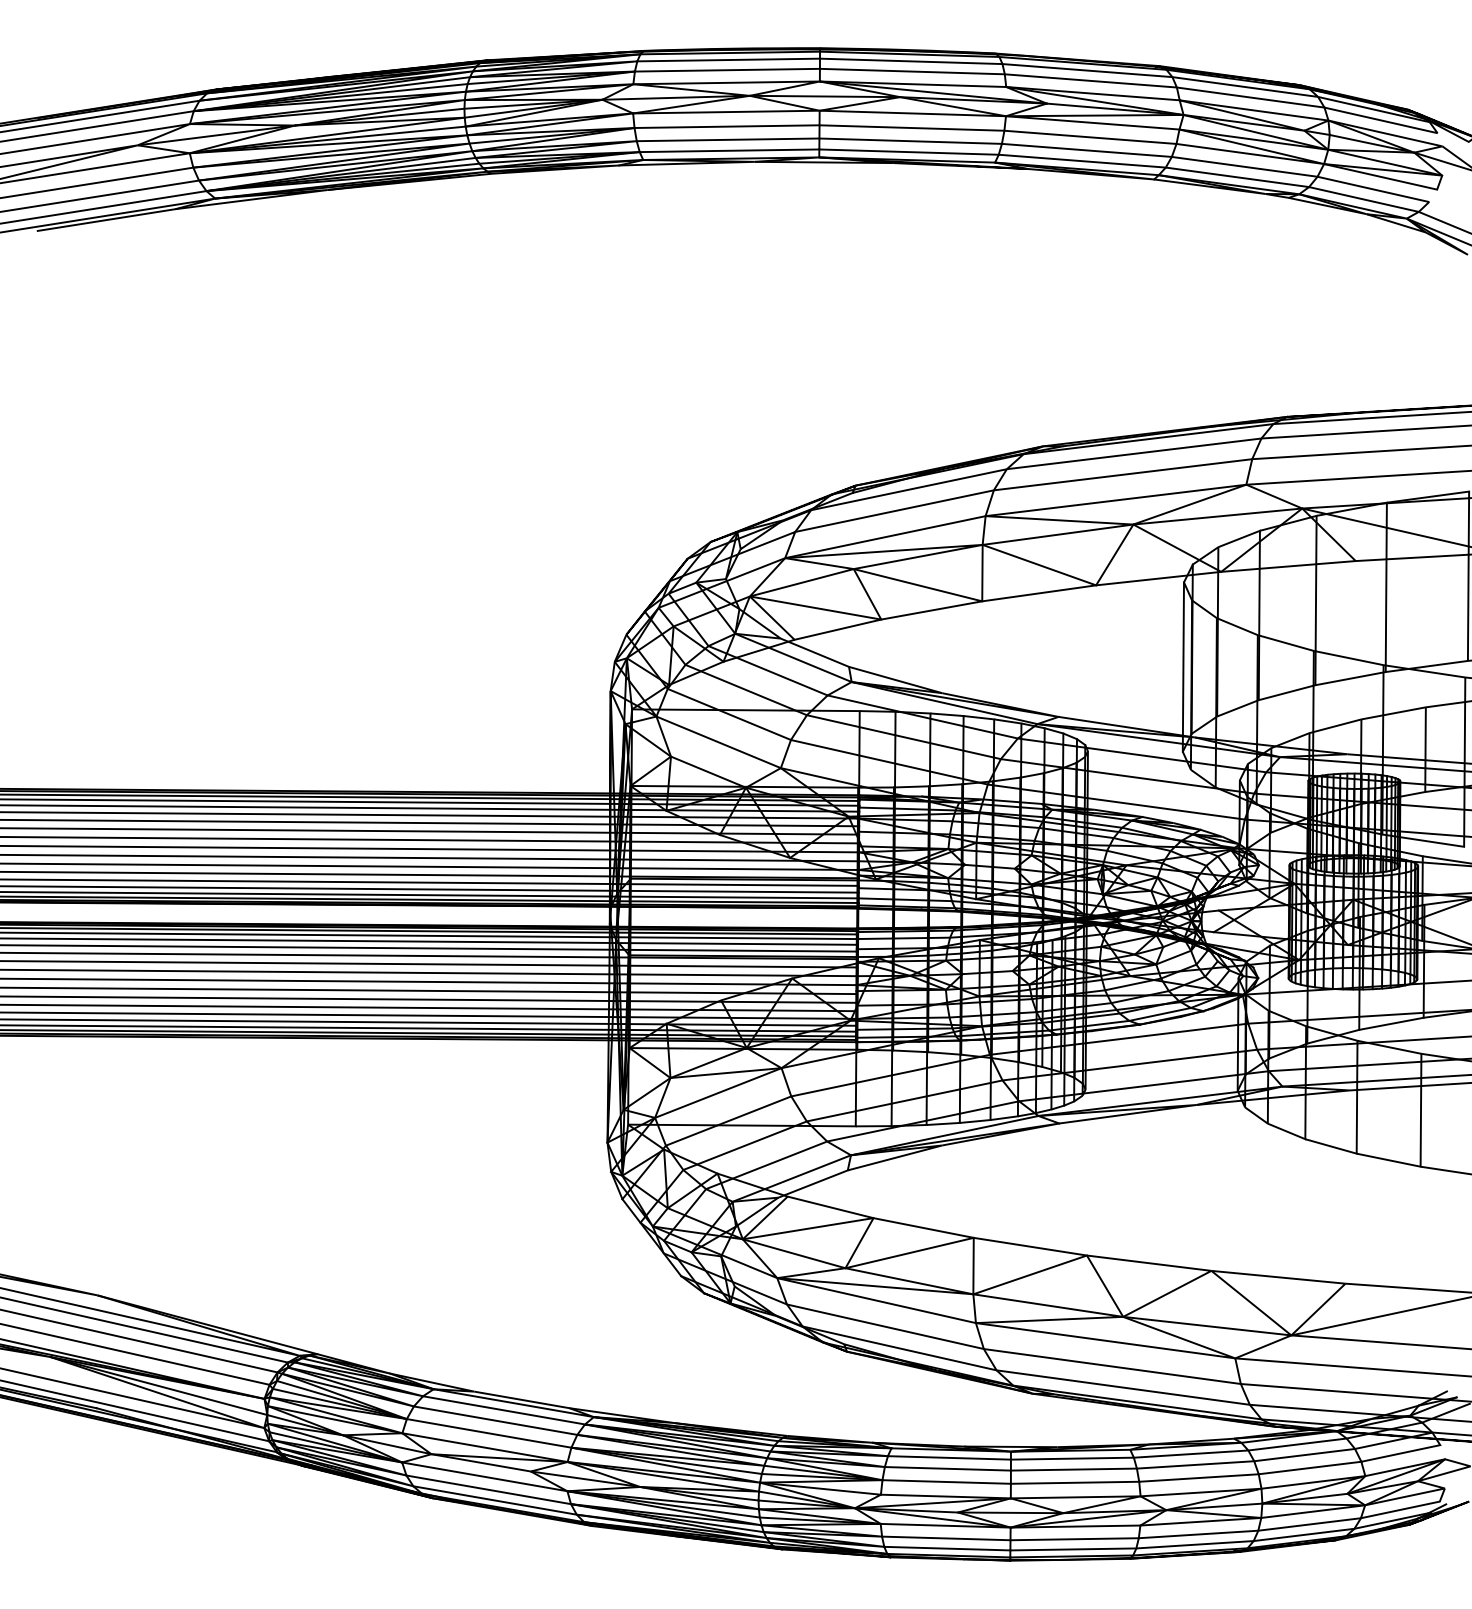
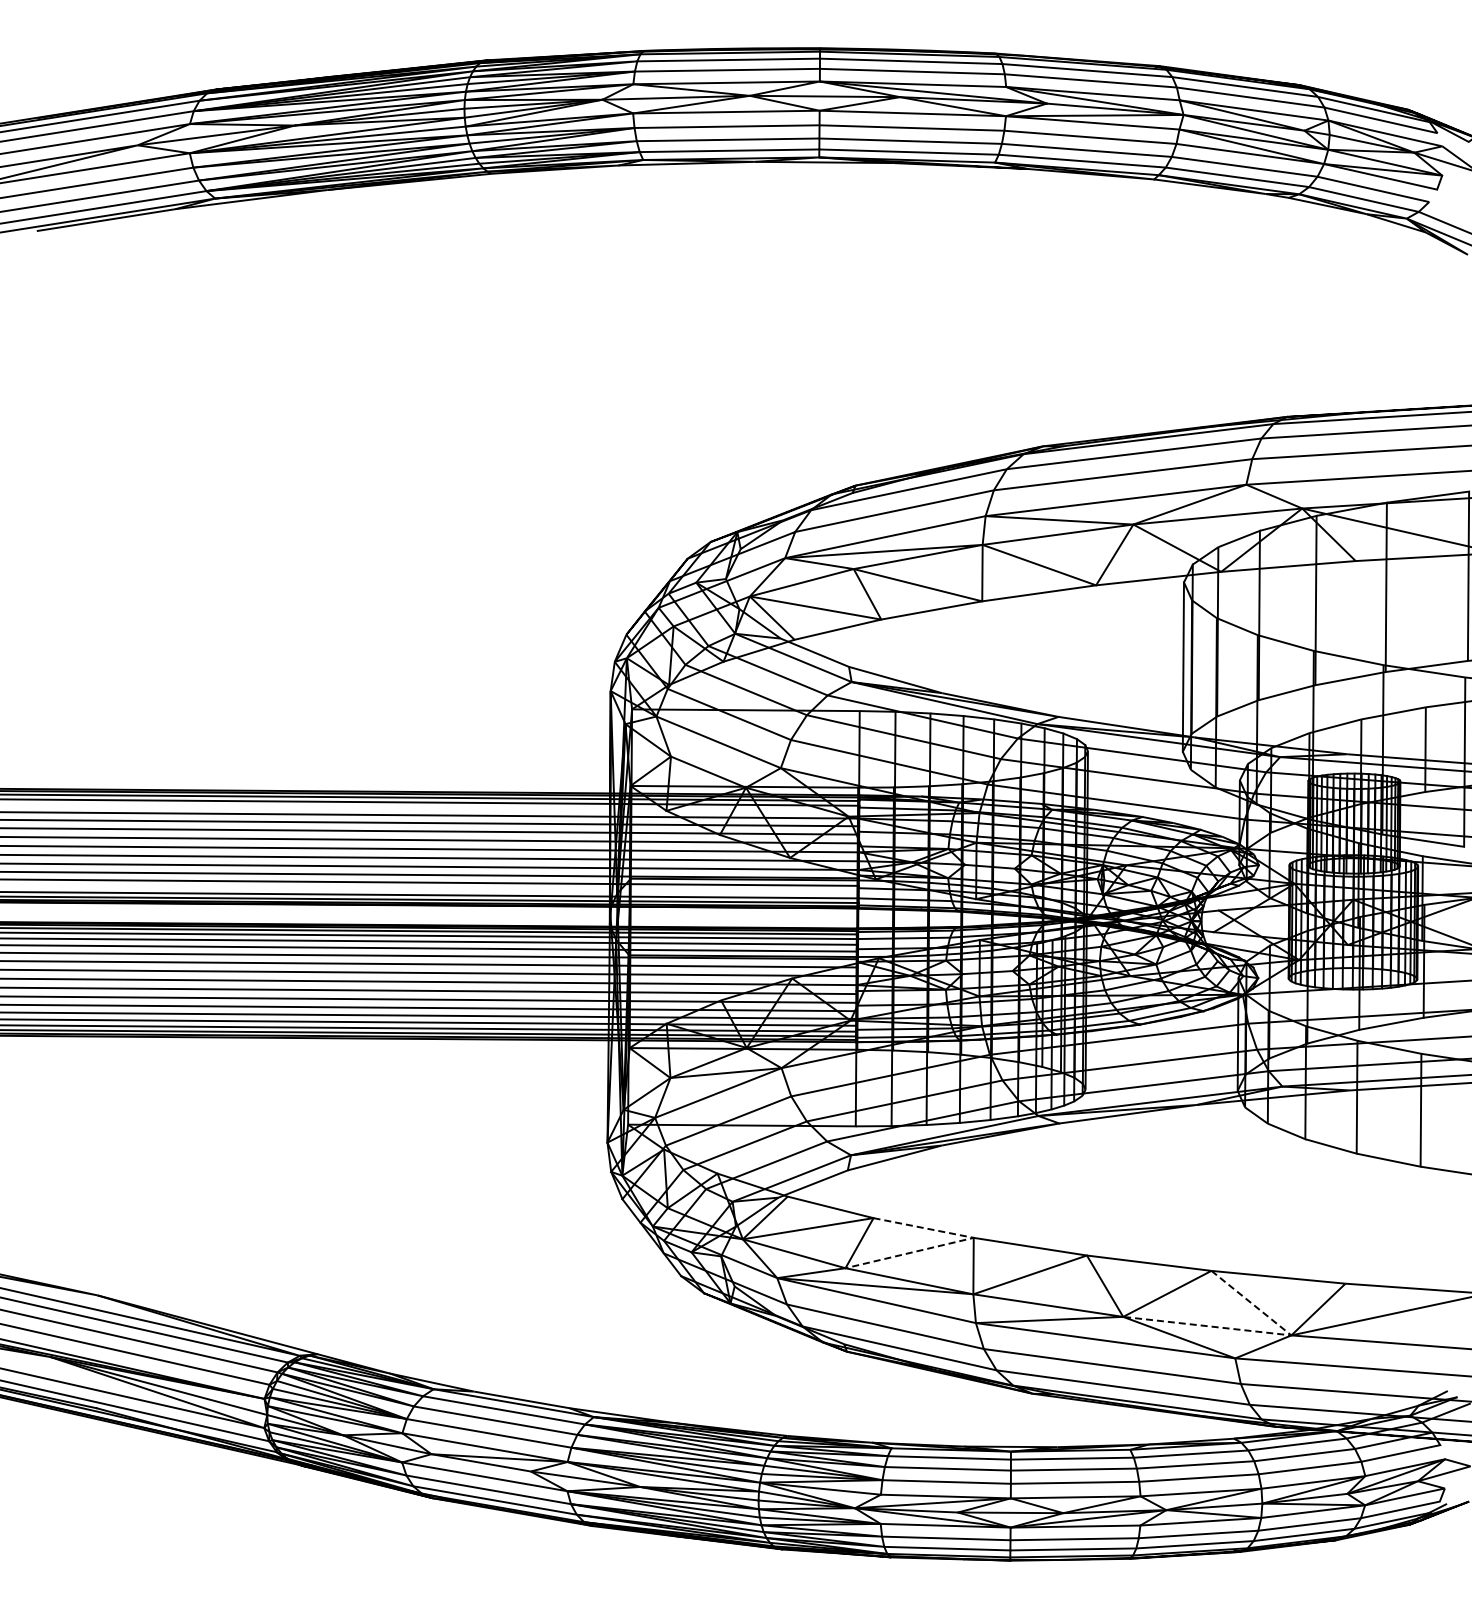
line: present -> none (430, 808)
line: present -> none (430, 889)
line: solid -> dashed (960, 1241)
line: solid -> dashed (1258, 1331)
